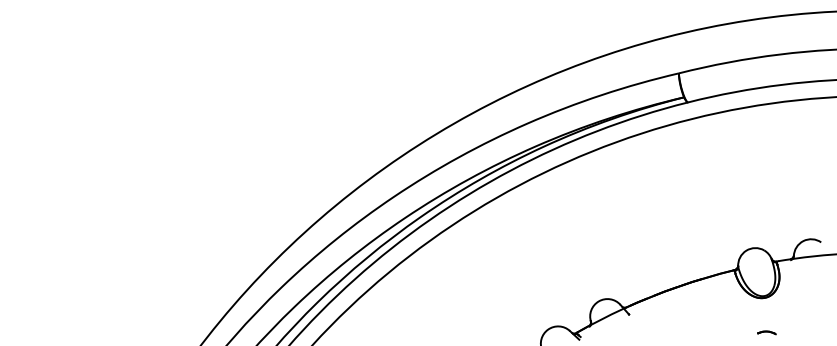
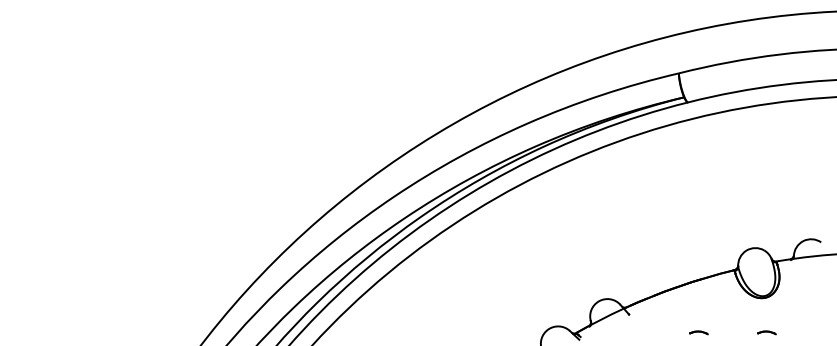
part: none -> present (698, 332)
